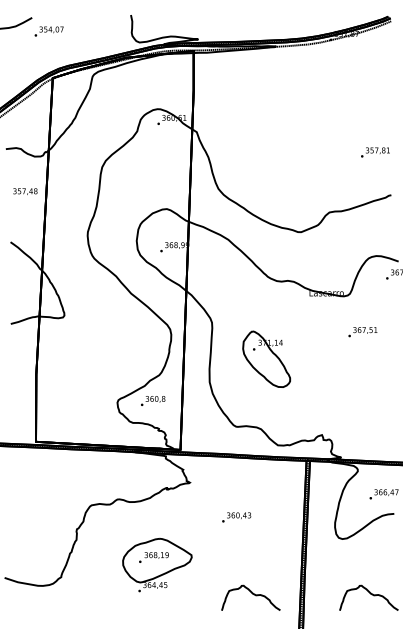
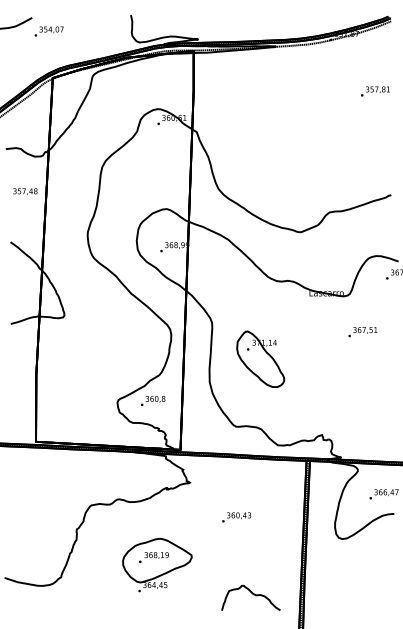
text position: (375, 152) -> (375, 91) (375, 91)
part position: (266, 358) -> (260, 358) (260, 358)
curve: present -> none (370, 594)
